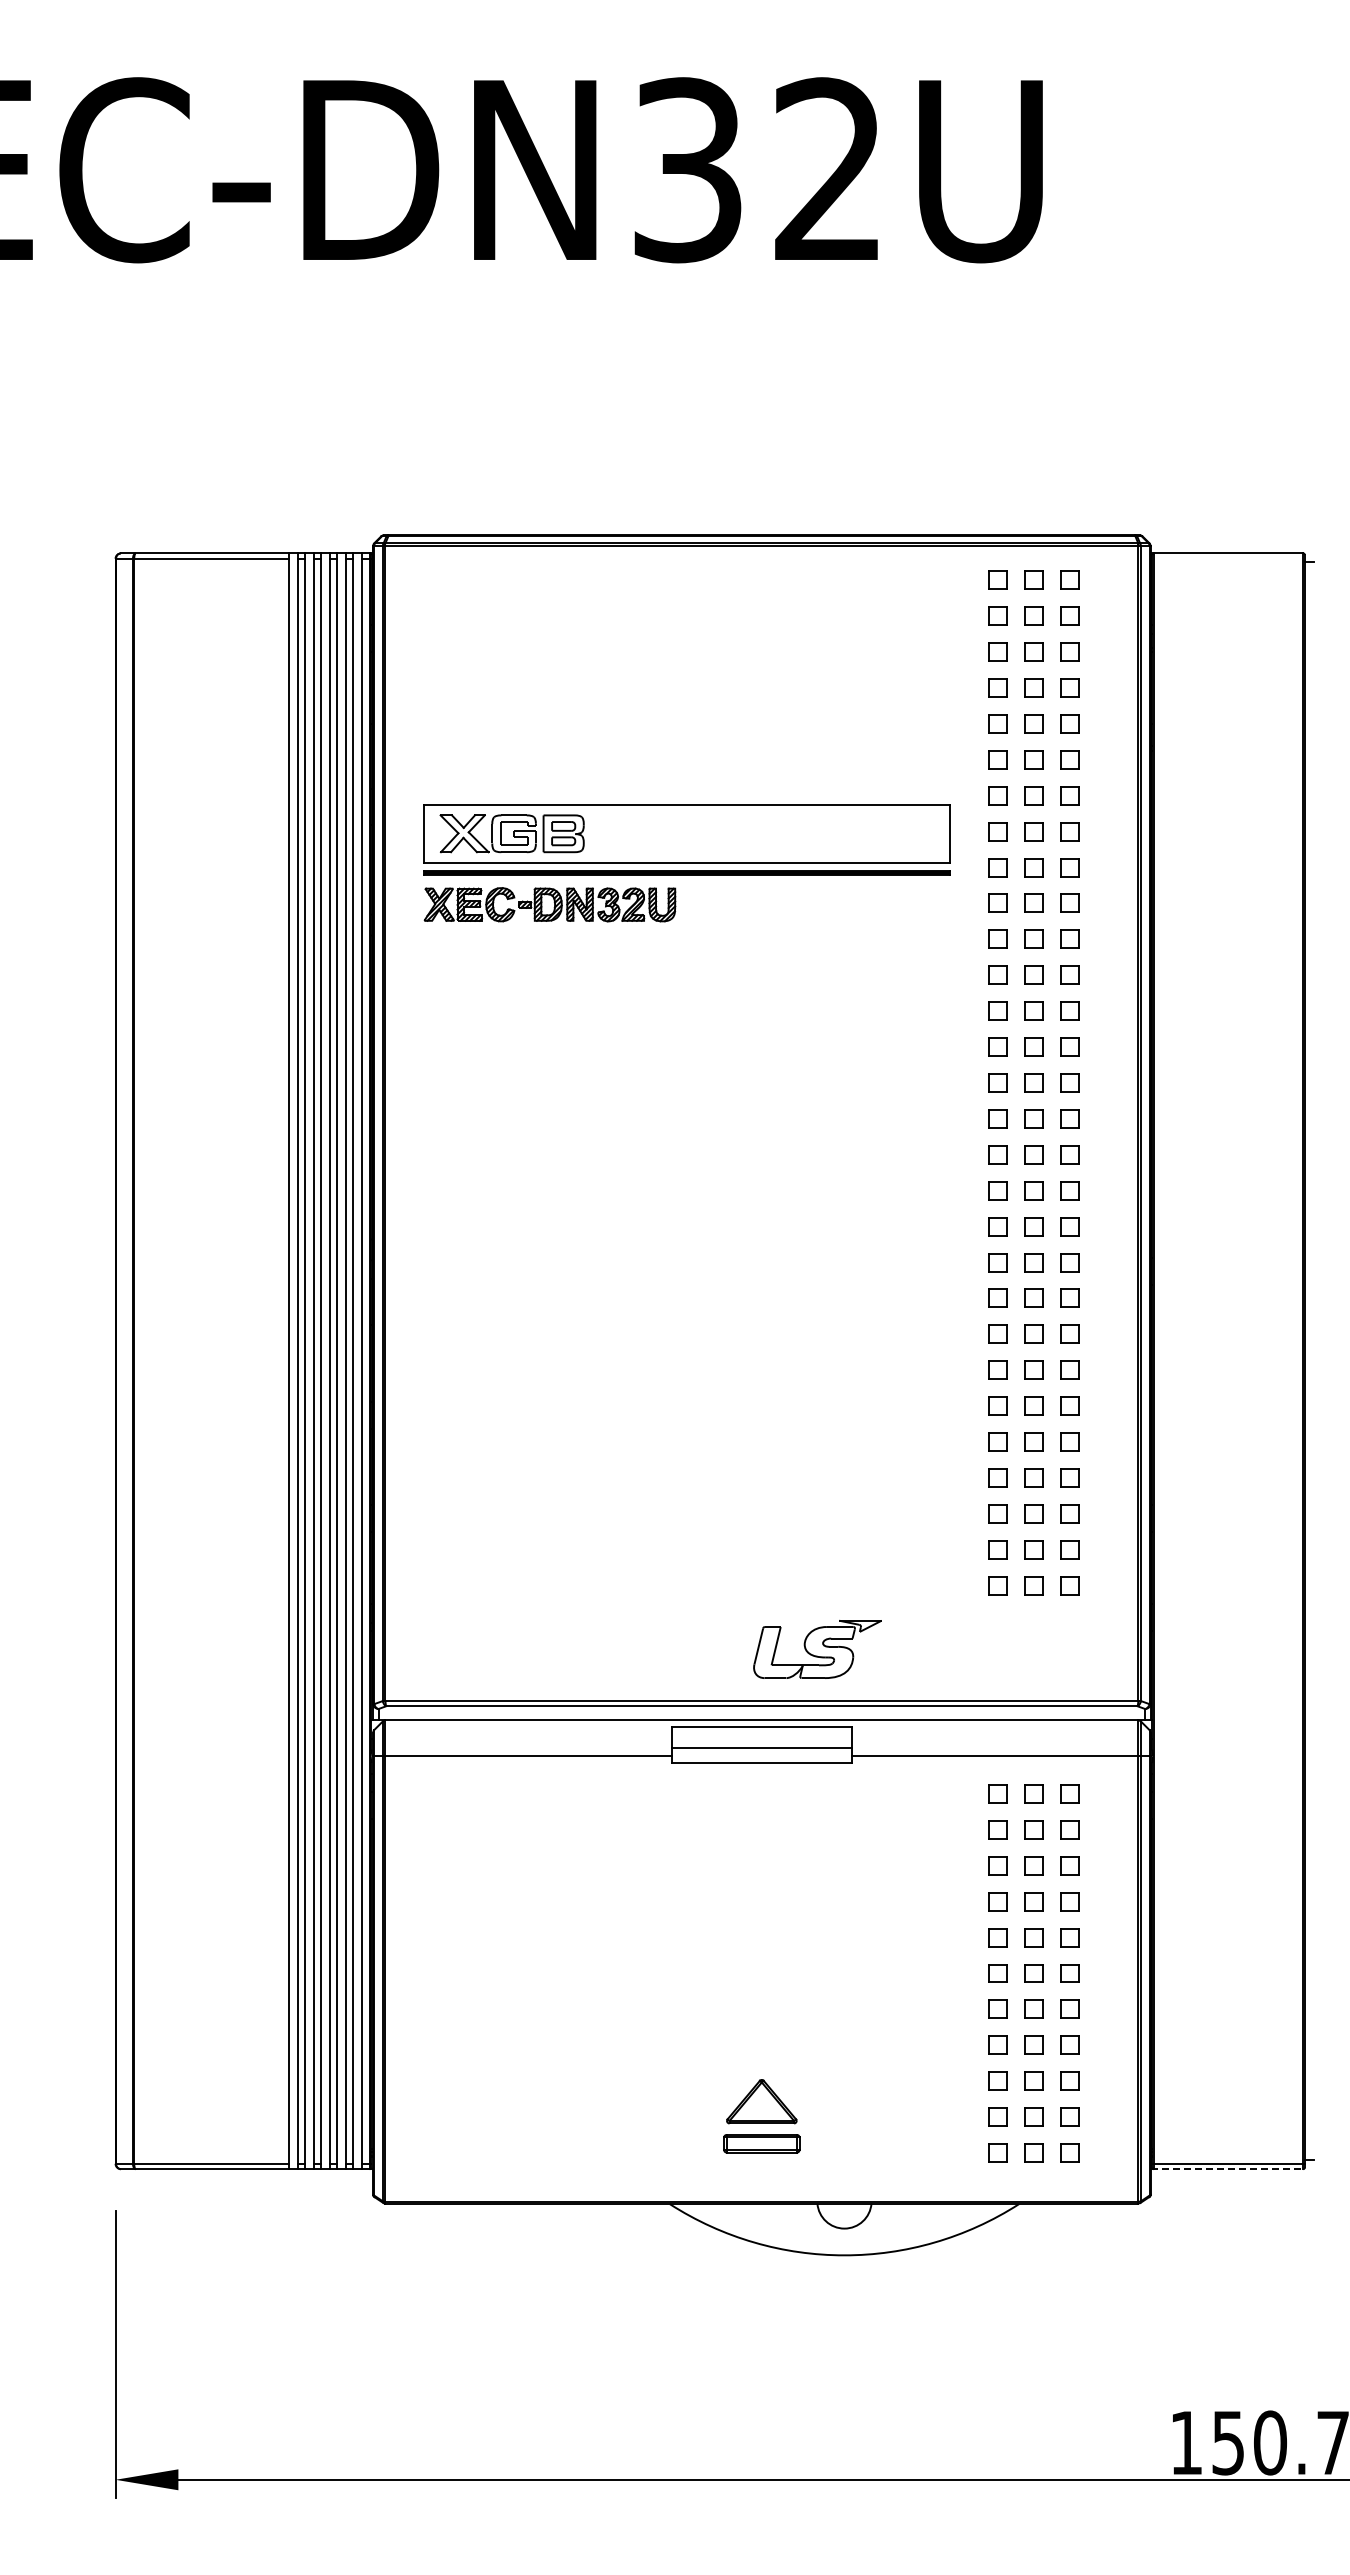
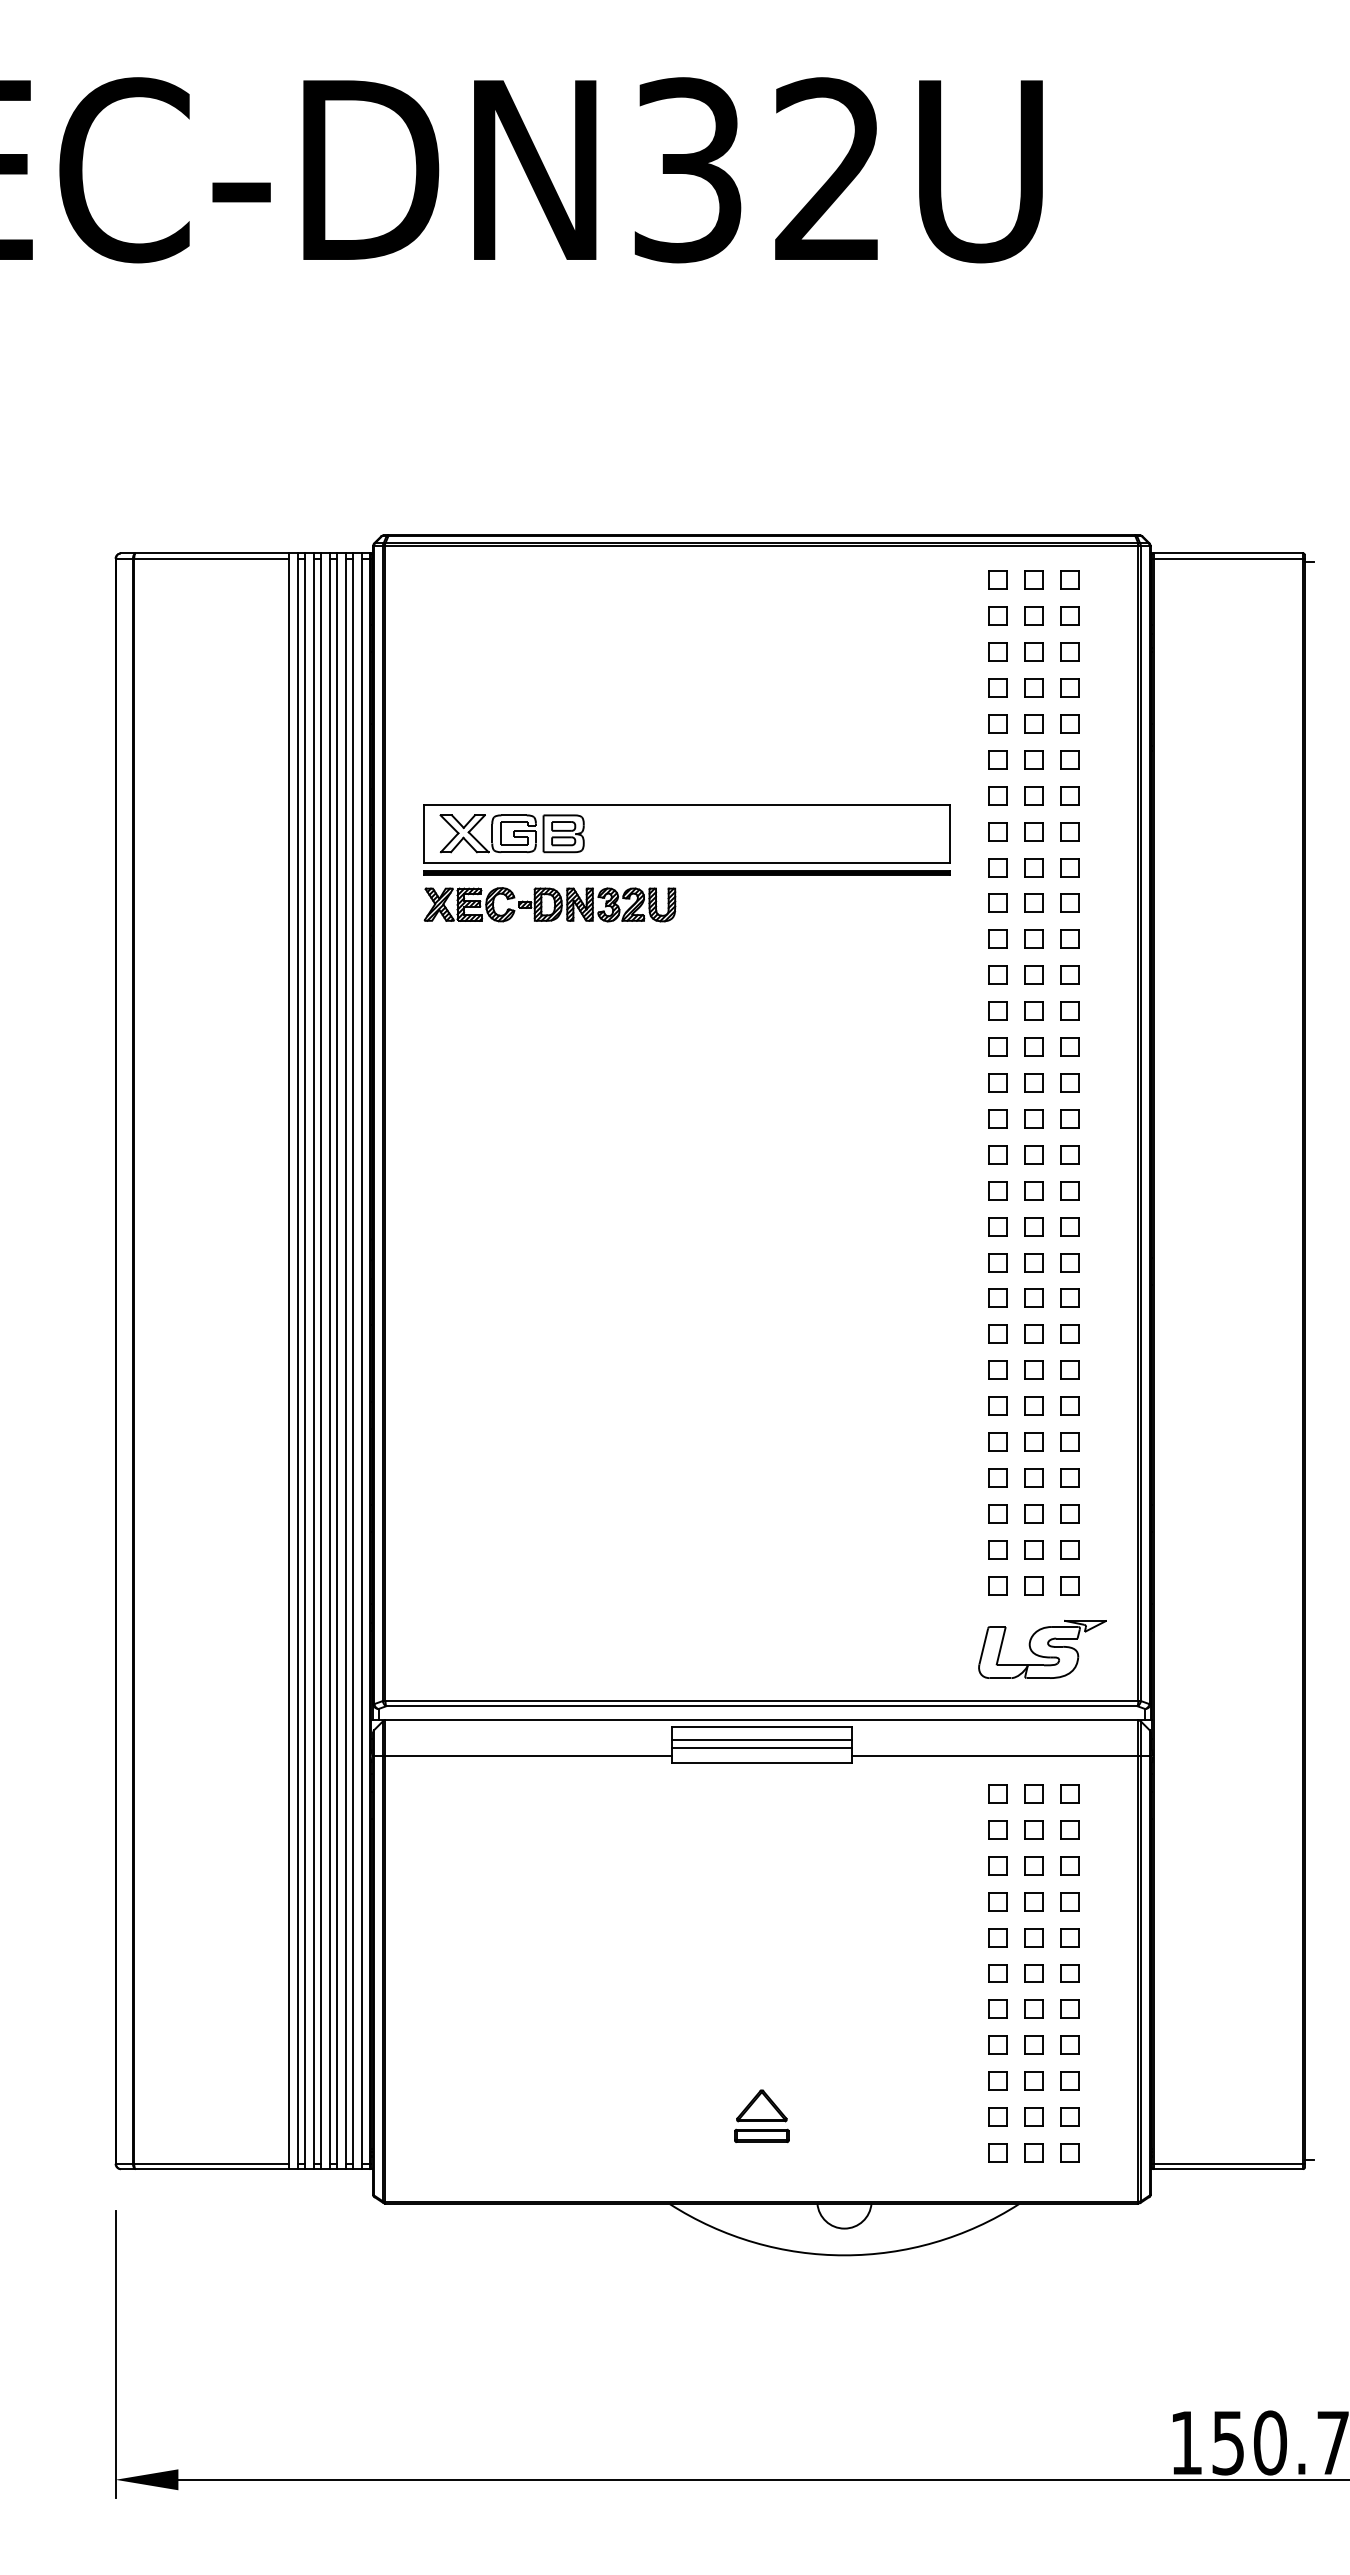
line: none -> present (1228, 558)
part position: (817, 1649) -> (1042, 1649) (1042, 1649)
line: none -> present (761, 1740)
part size: 78x75 px -> 56x55 px (761, 2116)
line: dashed -> solid (1227, 2169)
